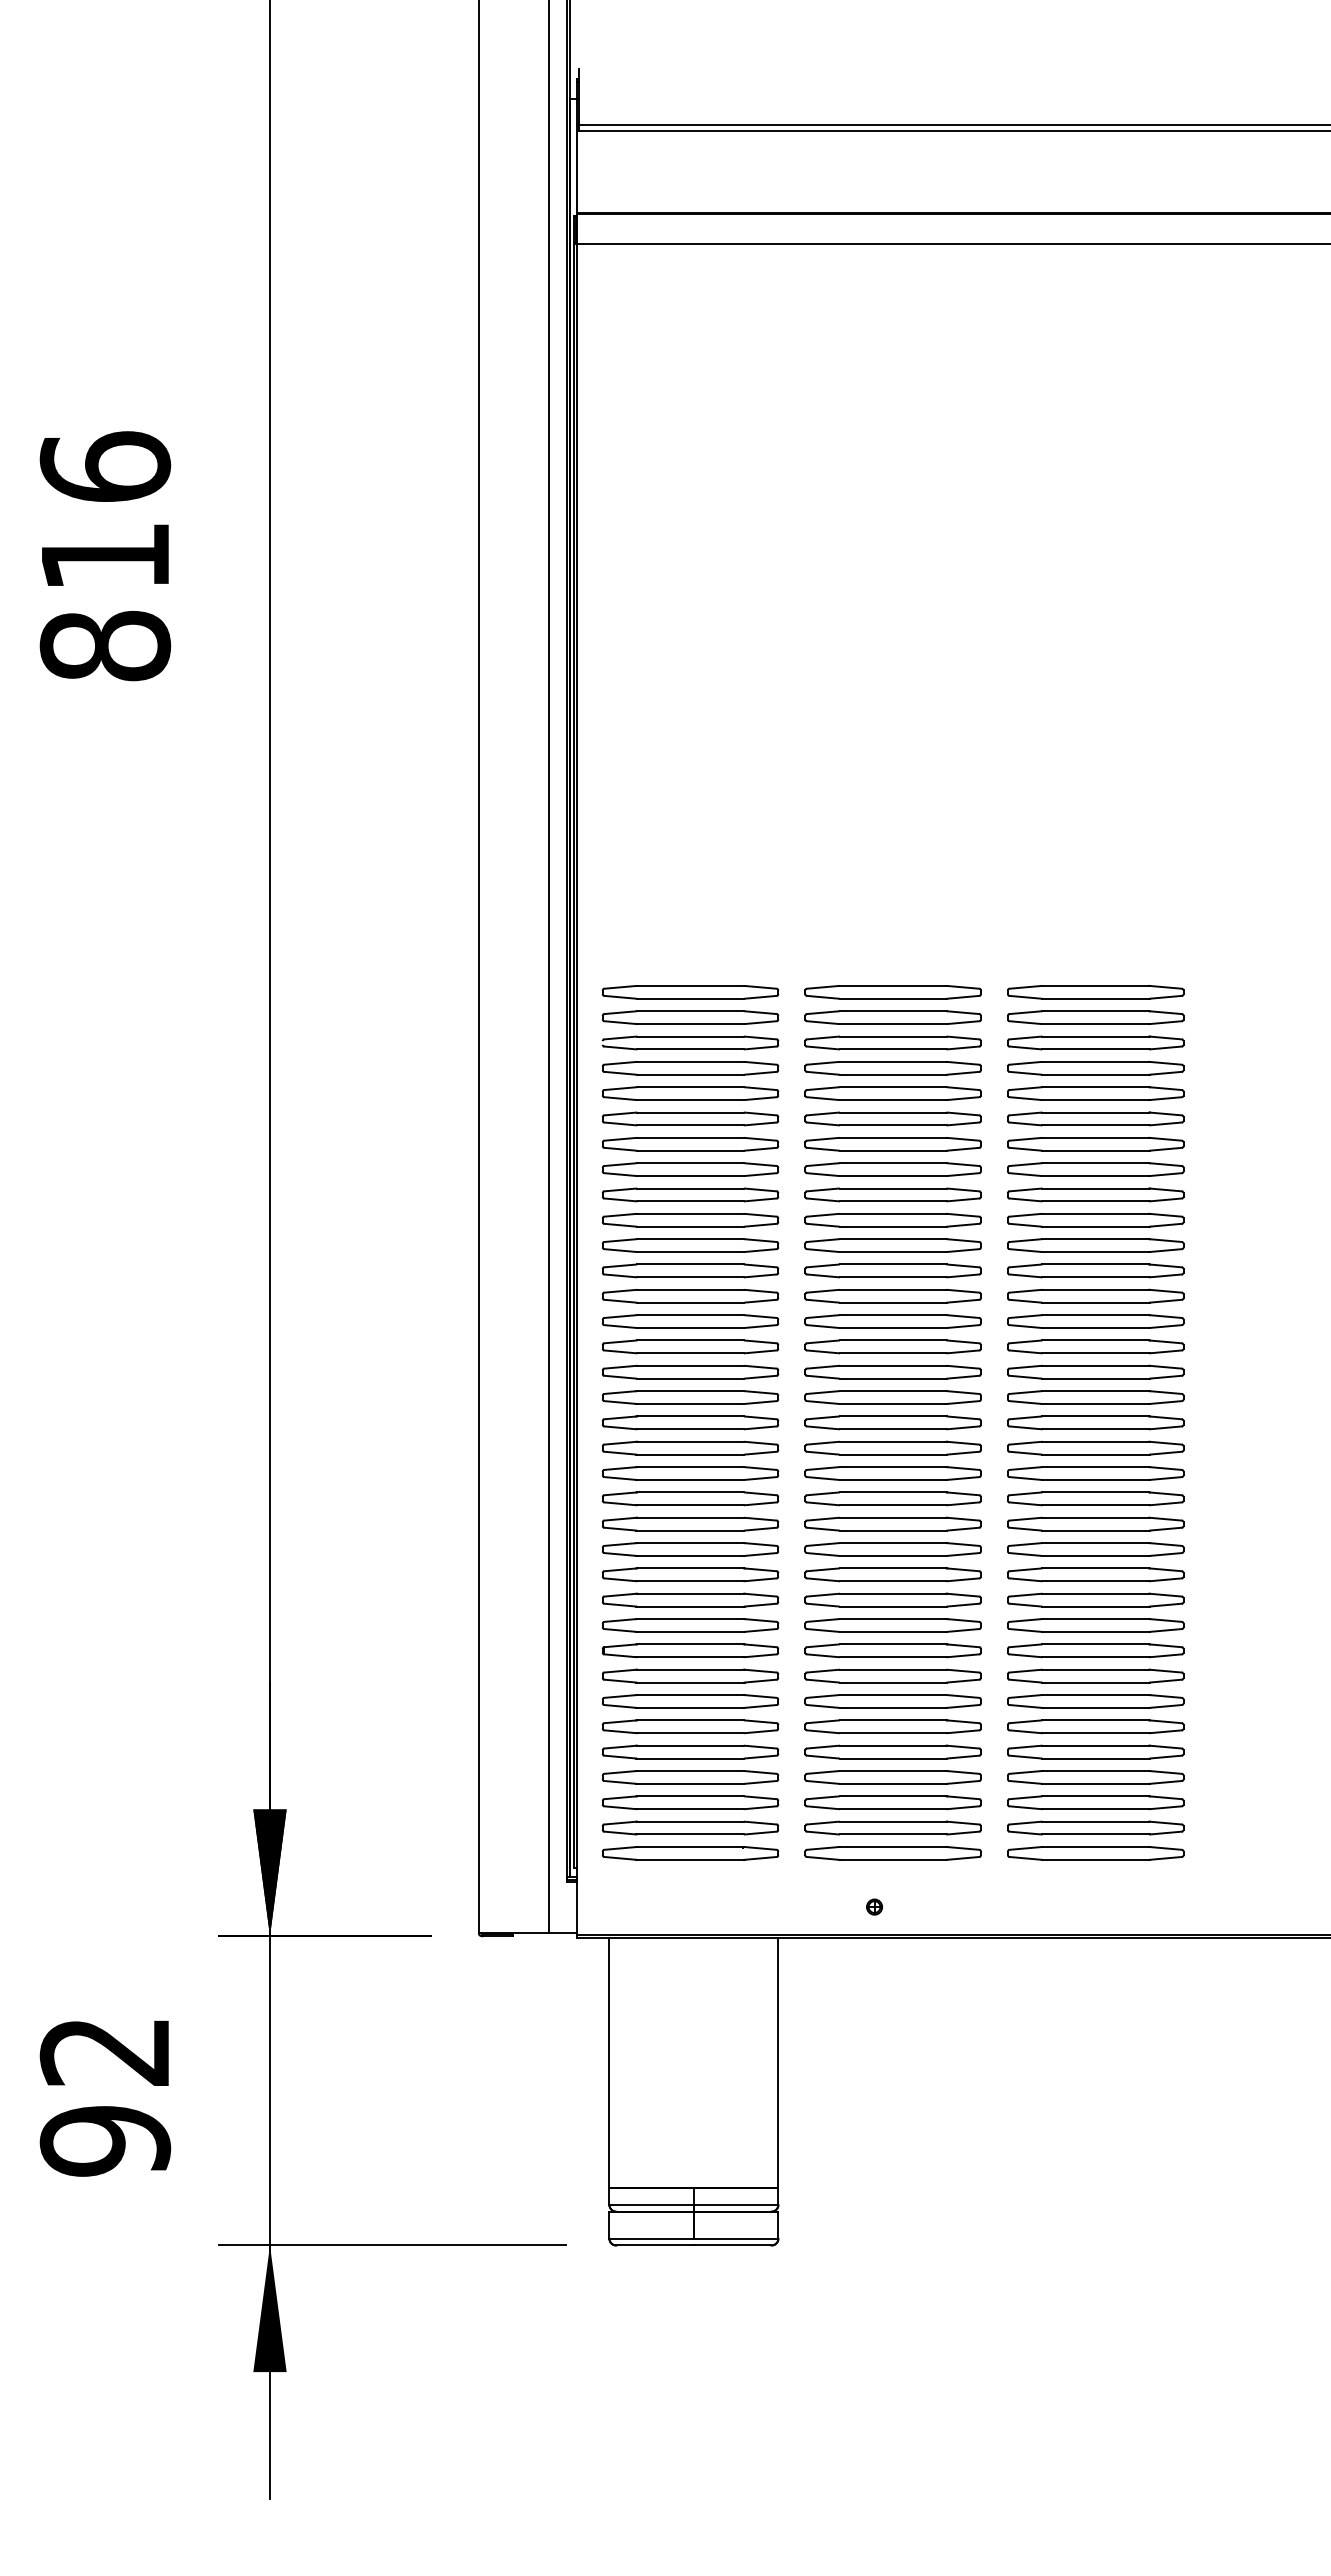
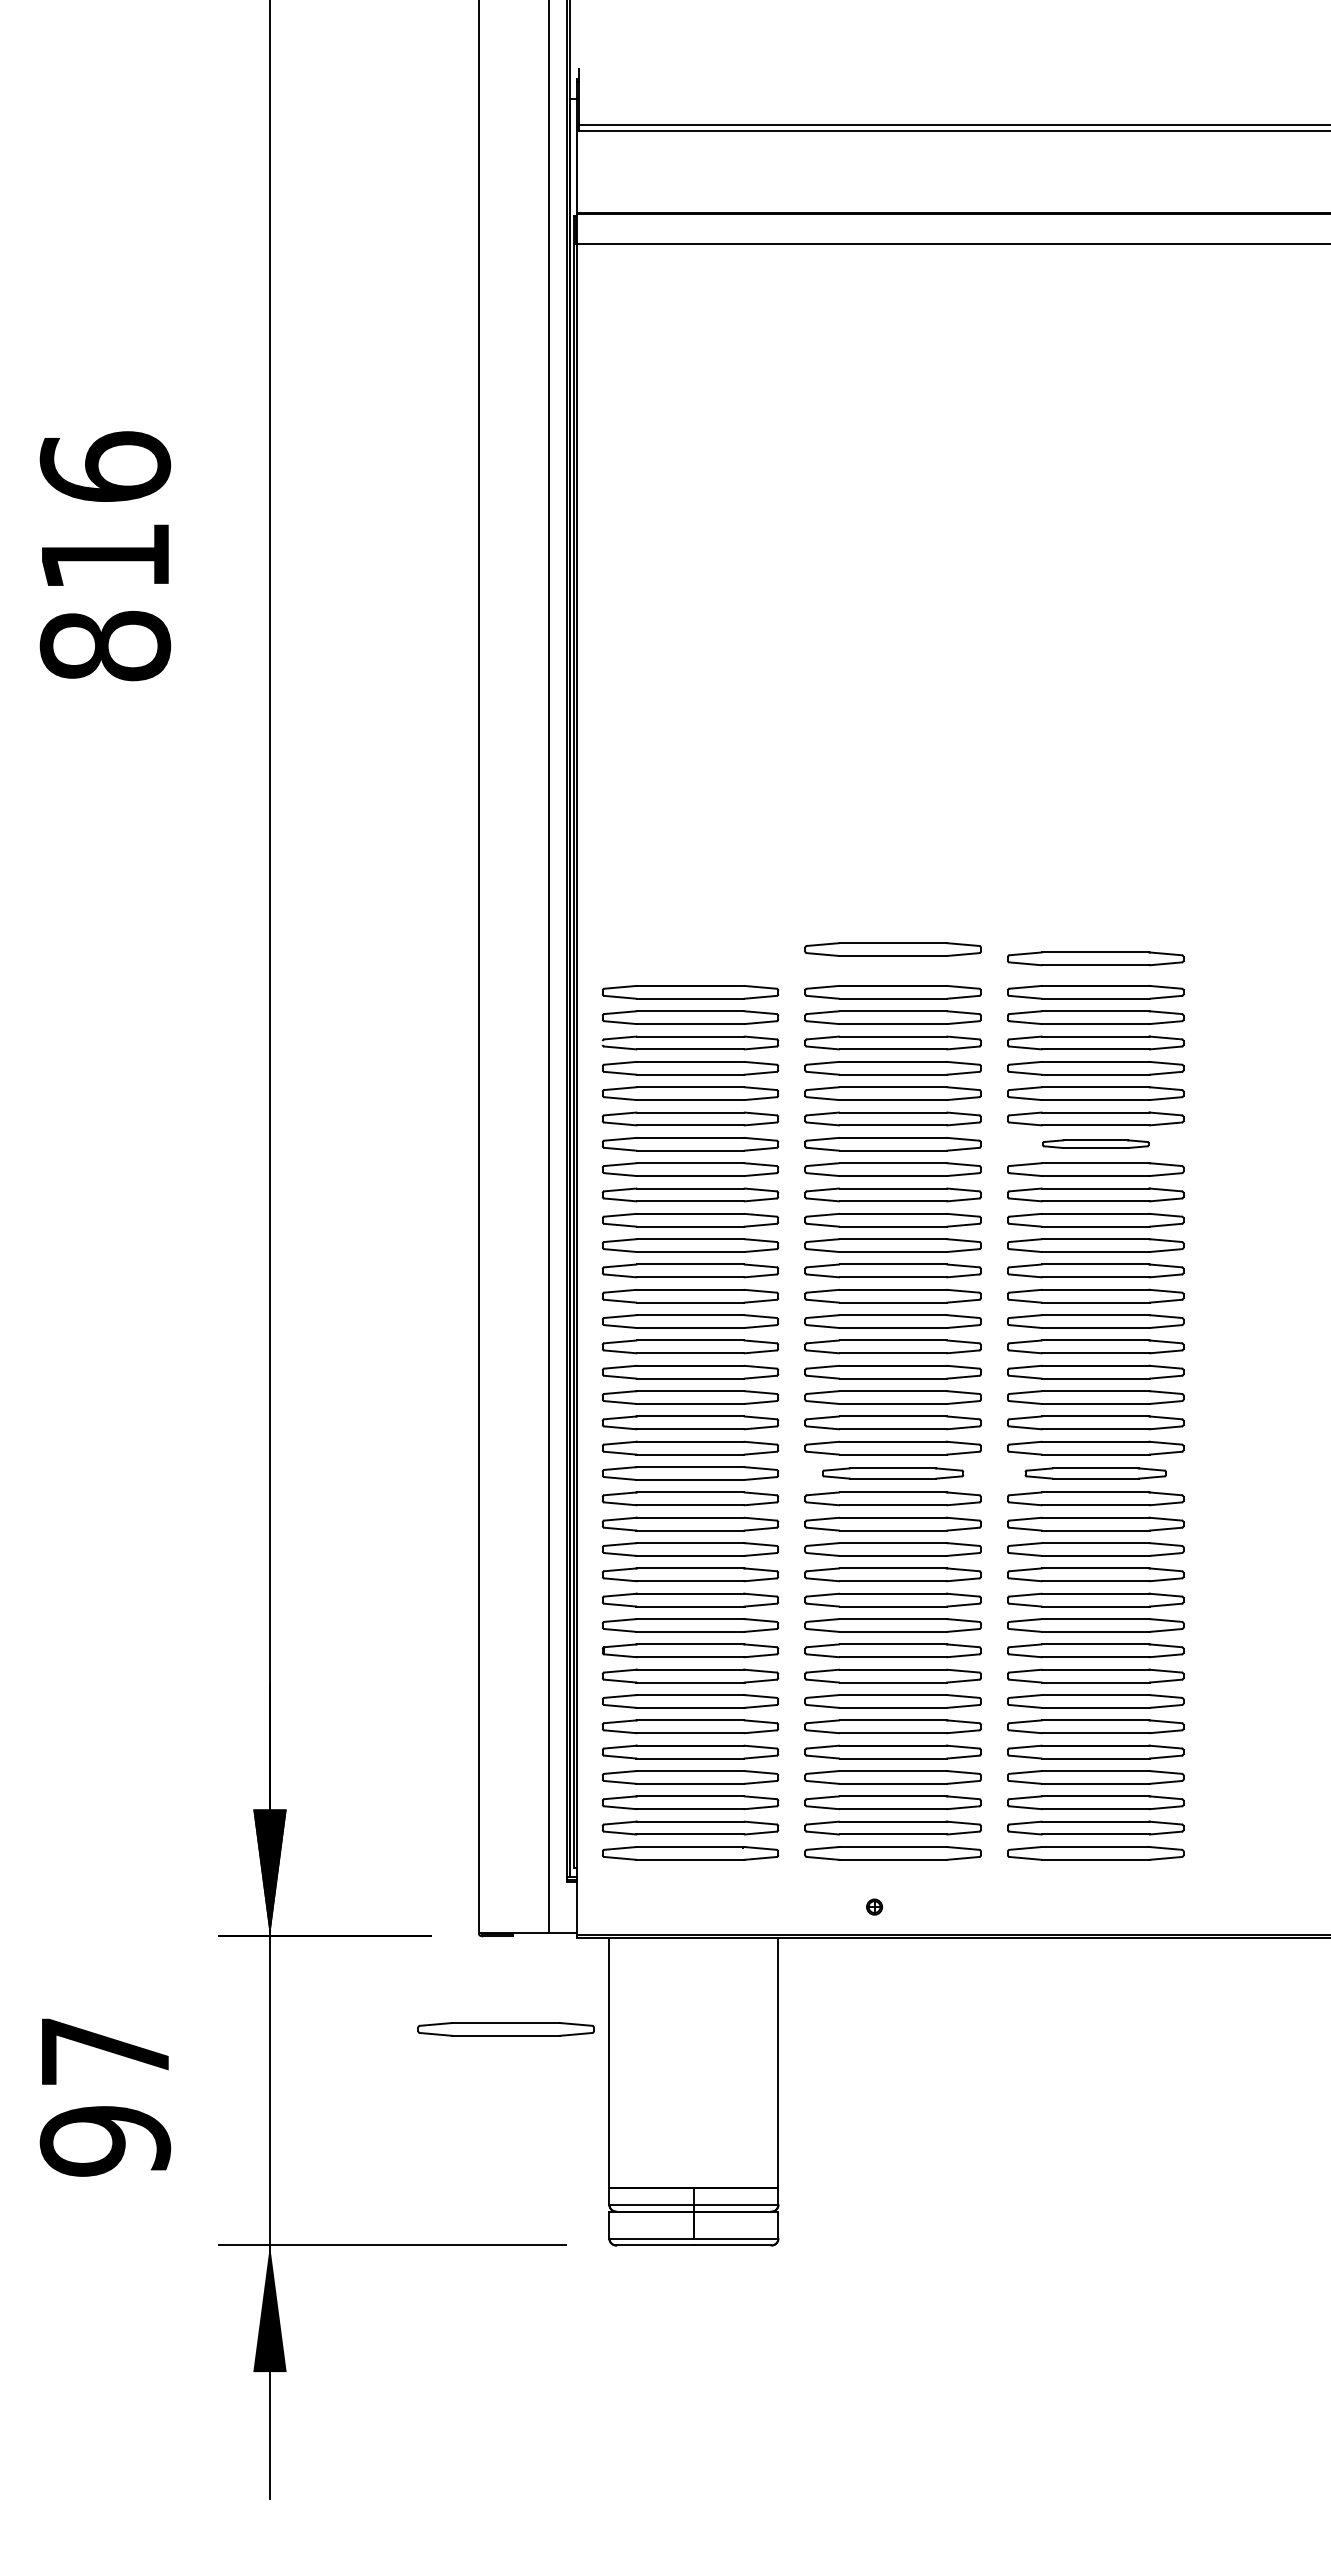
part: none -> present (892, 949)
part: none -> present (1095, 958)
part size: 178x16 px -> 108x10 px (1095, 1143)
part size: 178x15 px -> 143x13 px (893, 1473)
part size: 178x15 px -> 143x13 px (1095, 1473)
part: none -> present (505, 2029)
text: 92 -> 97 (103, 2051)
